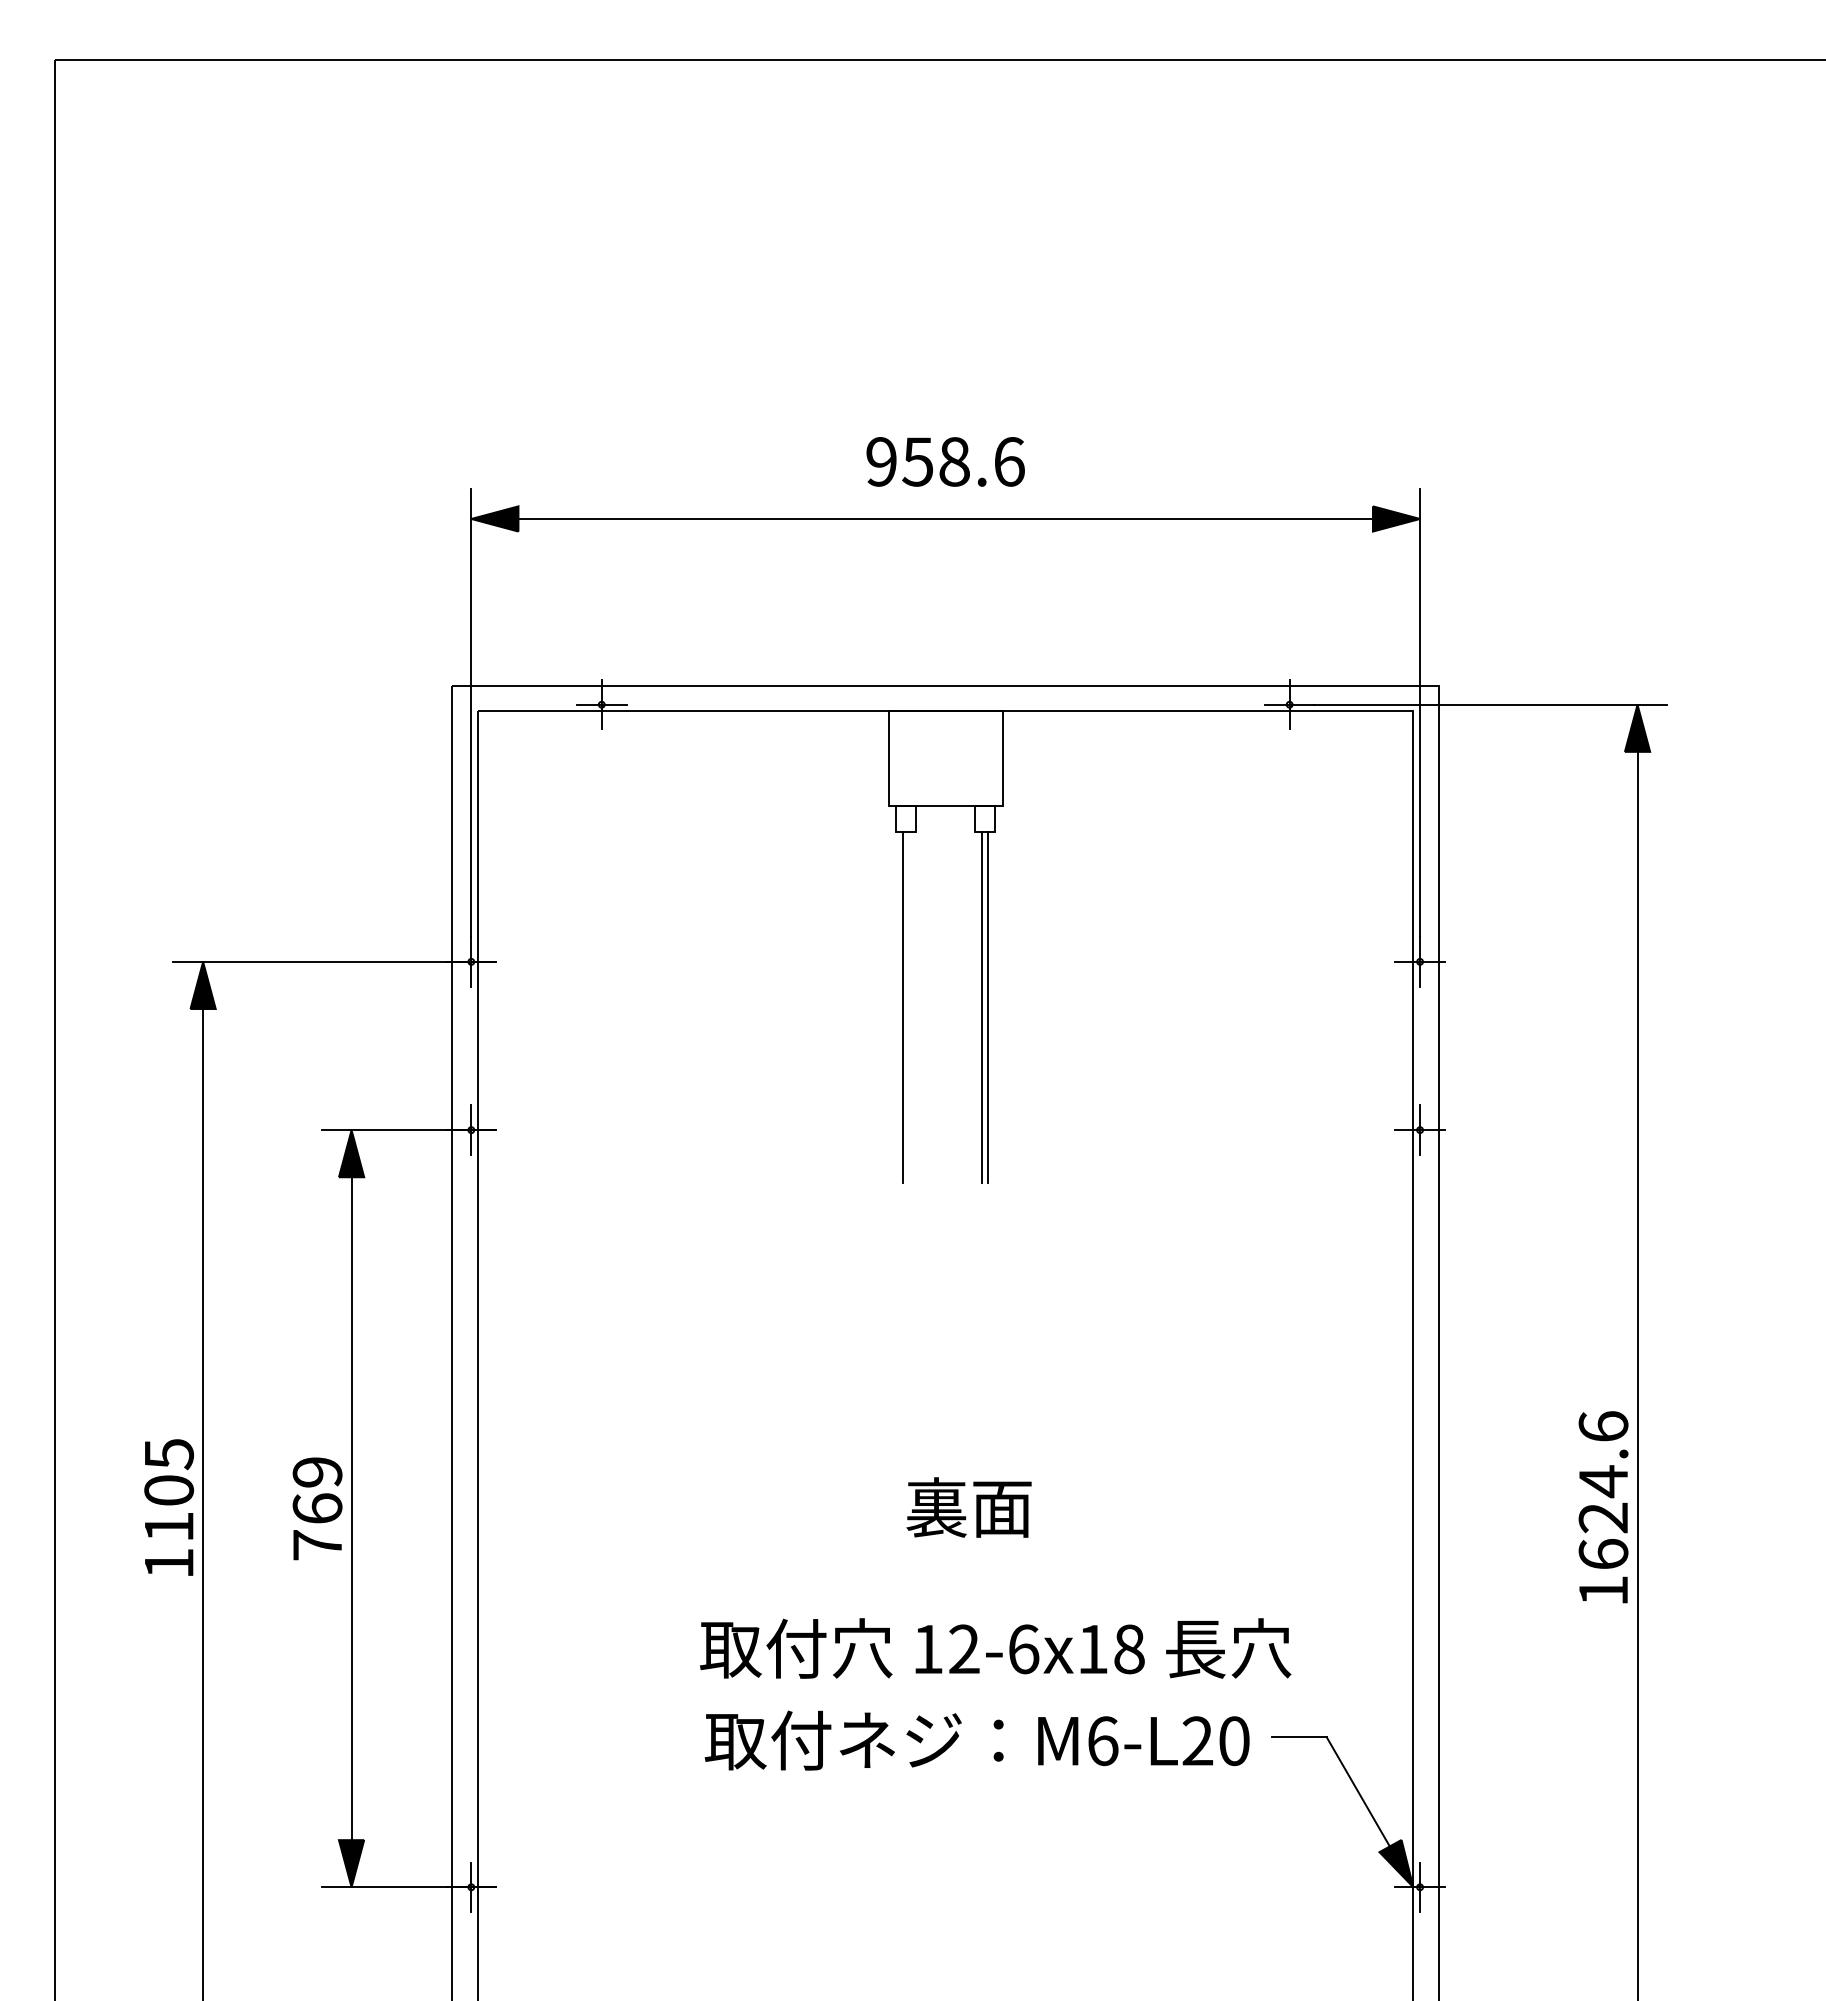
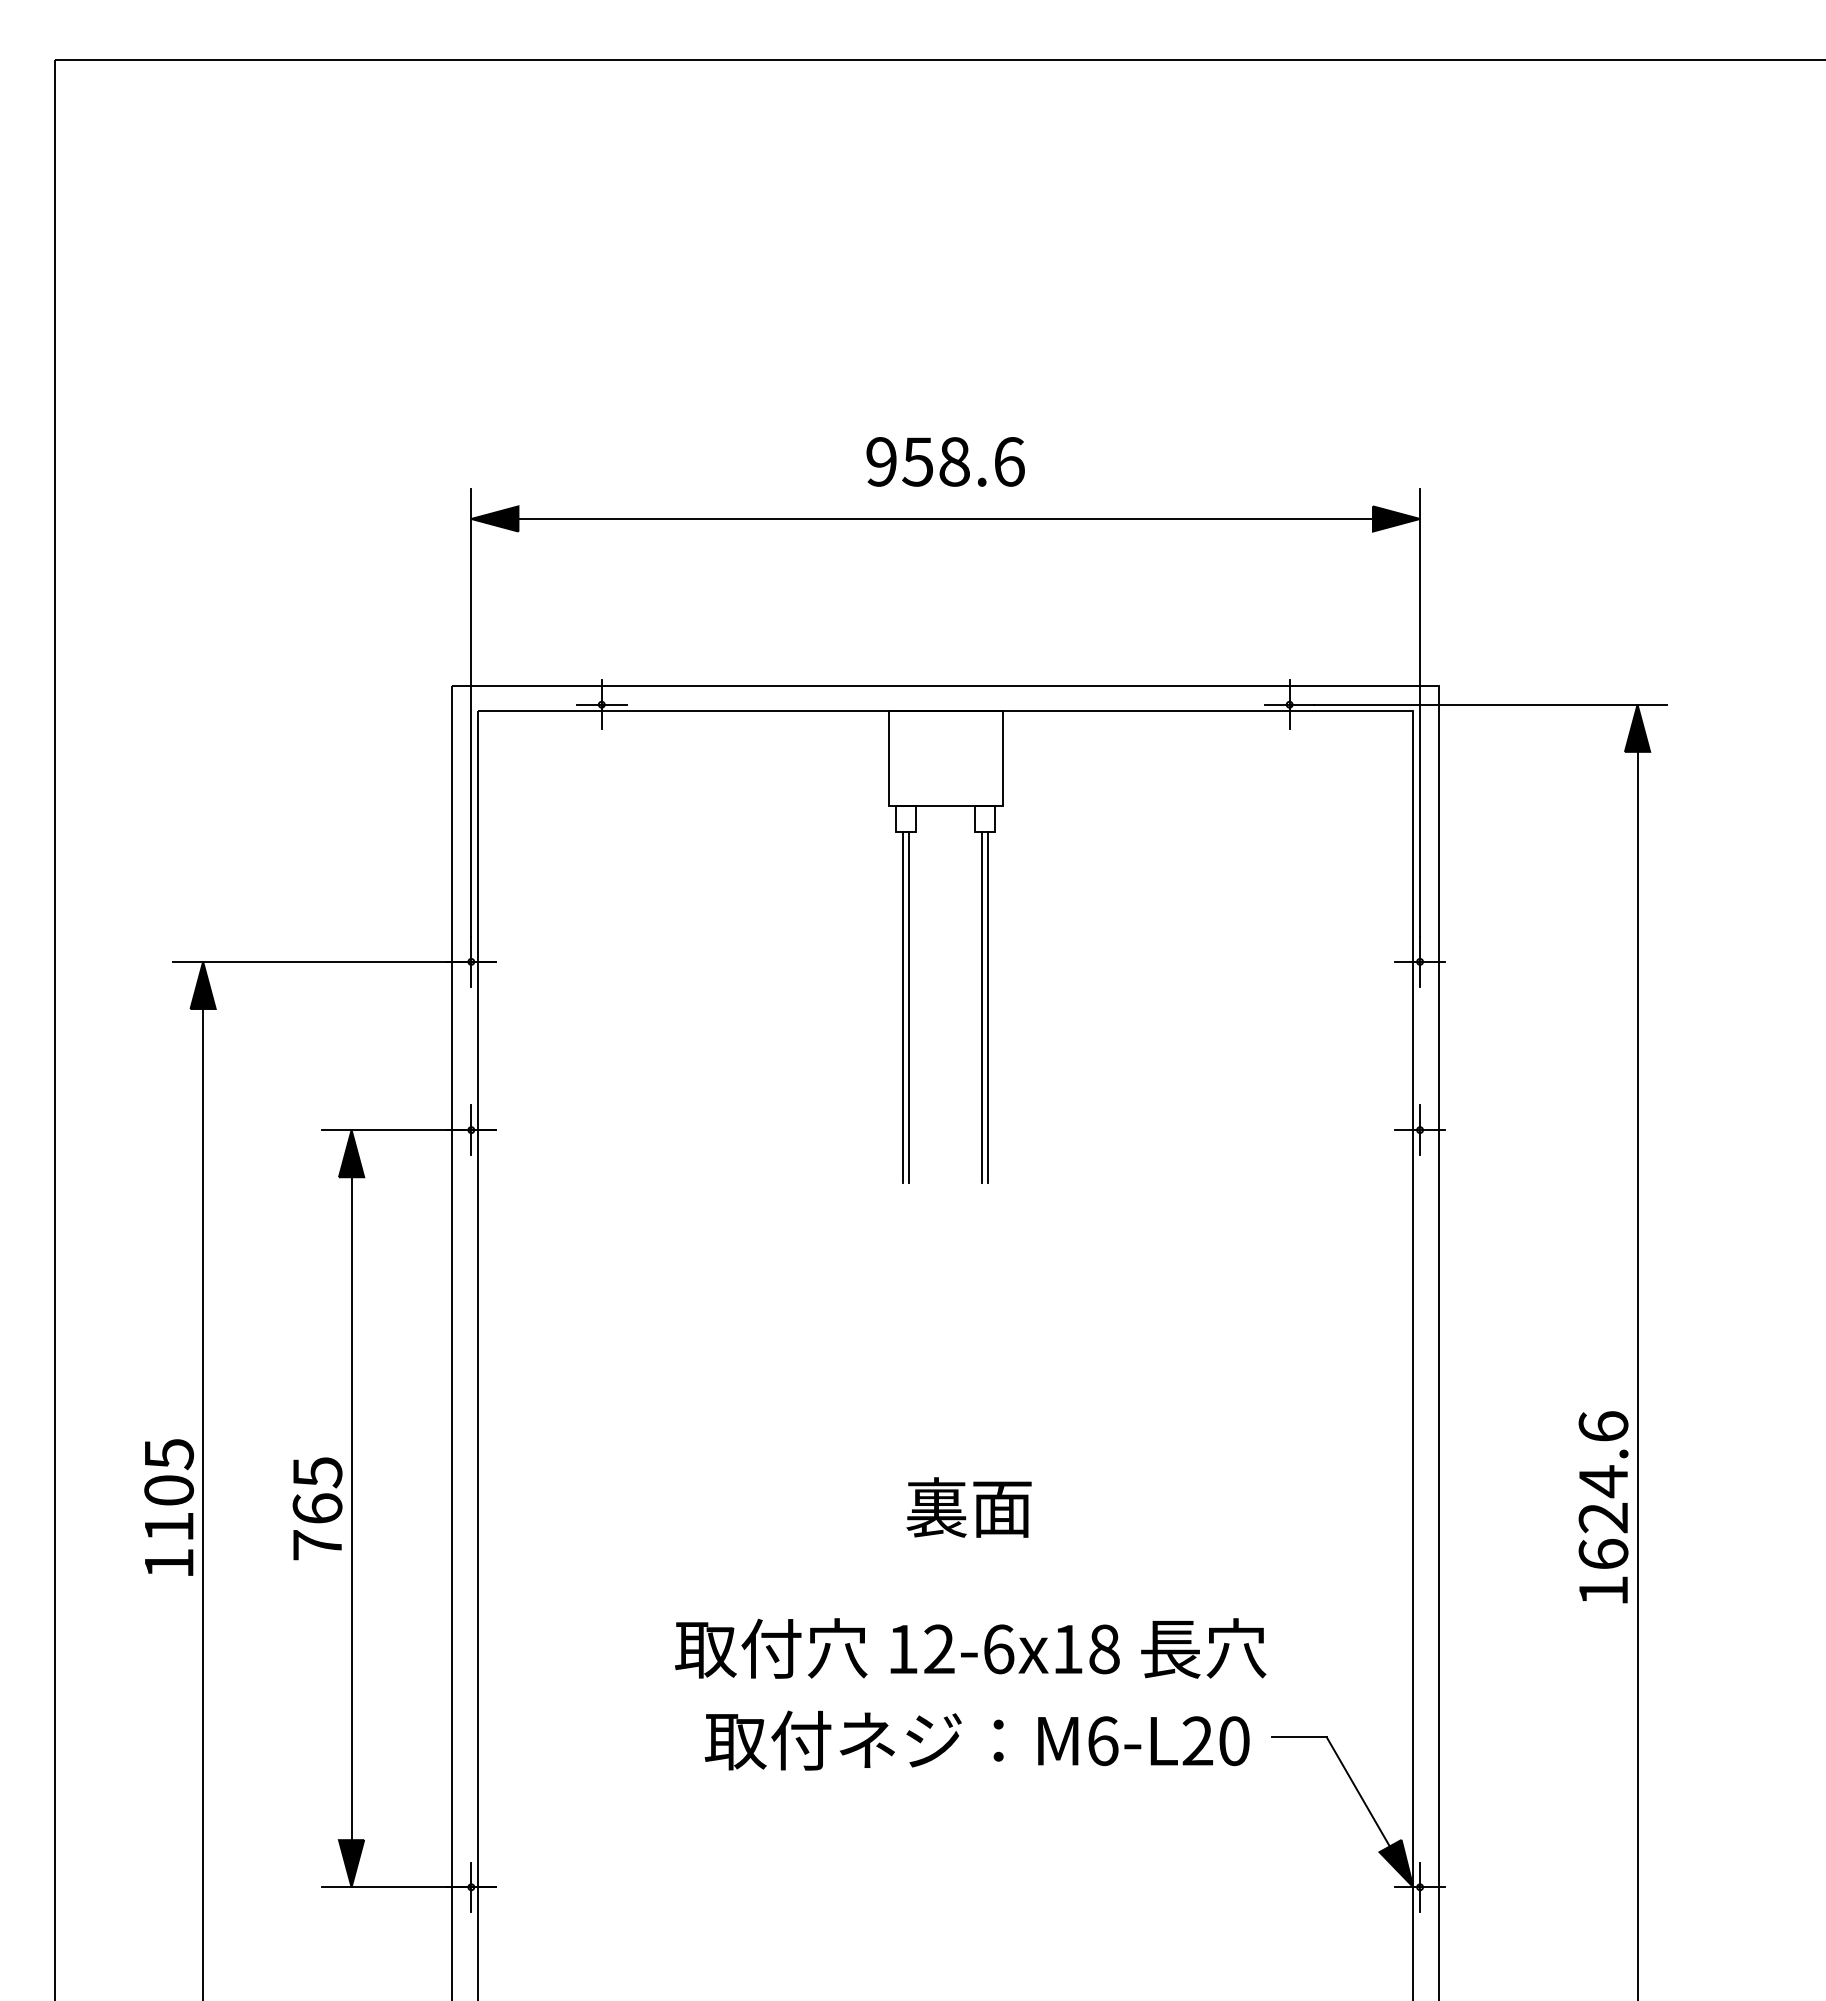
line: none -> present (909, 1007)
text: 769 -> 765 (317, 1472)
text position: (995, 1648) -> (970, 1648) (970, 1648)
